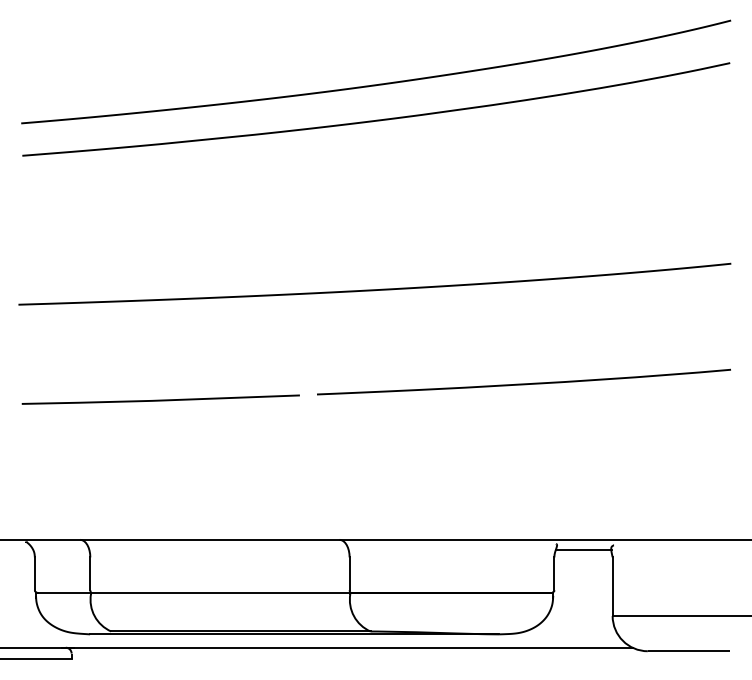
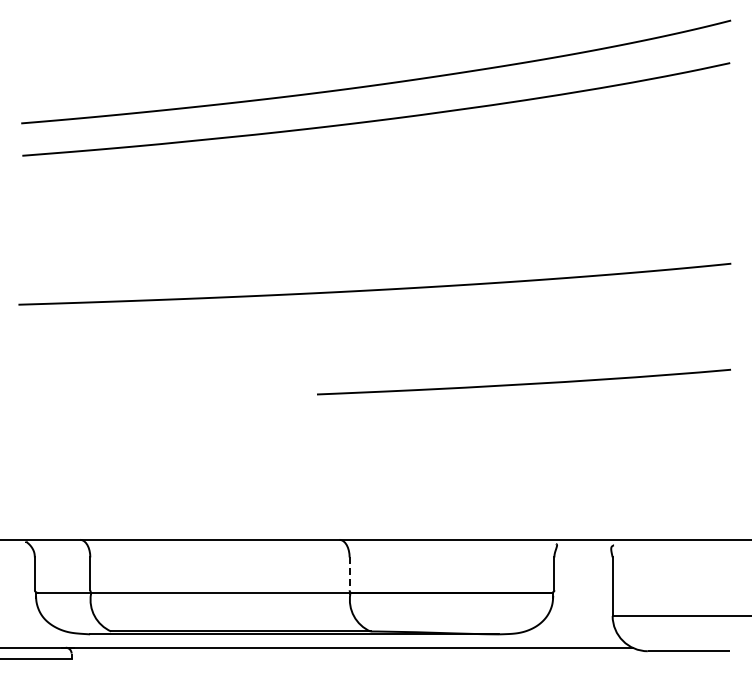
curve: present -> none (160, 399)
line: present -> none (583, 549)
line: solid -> dashed (349, 574)
